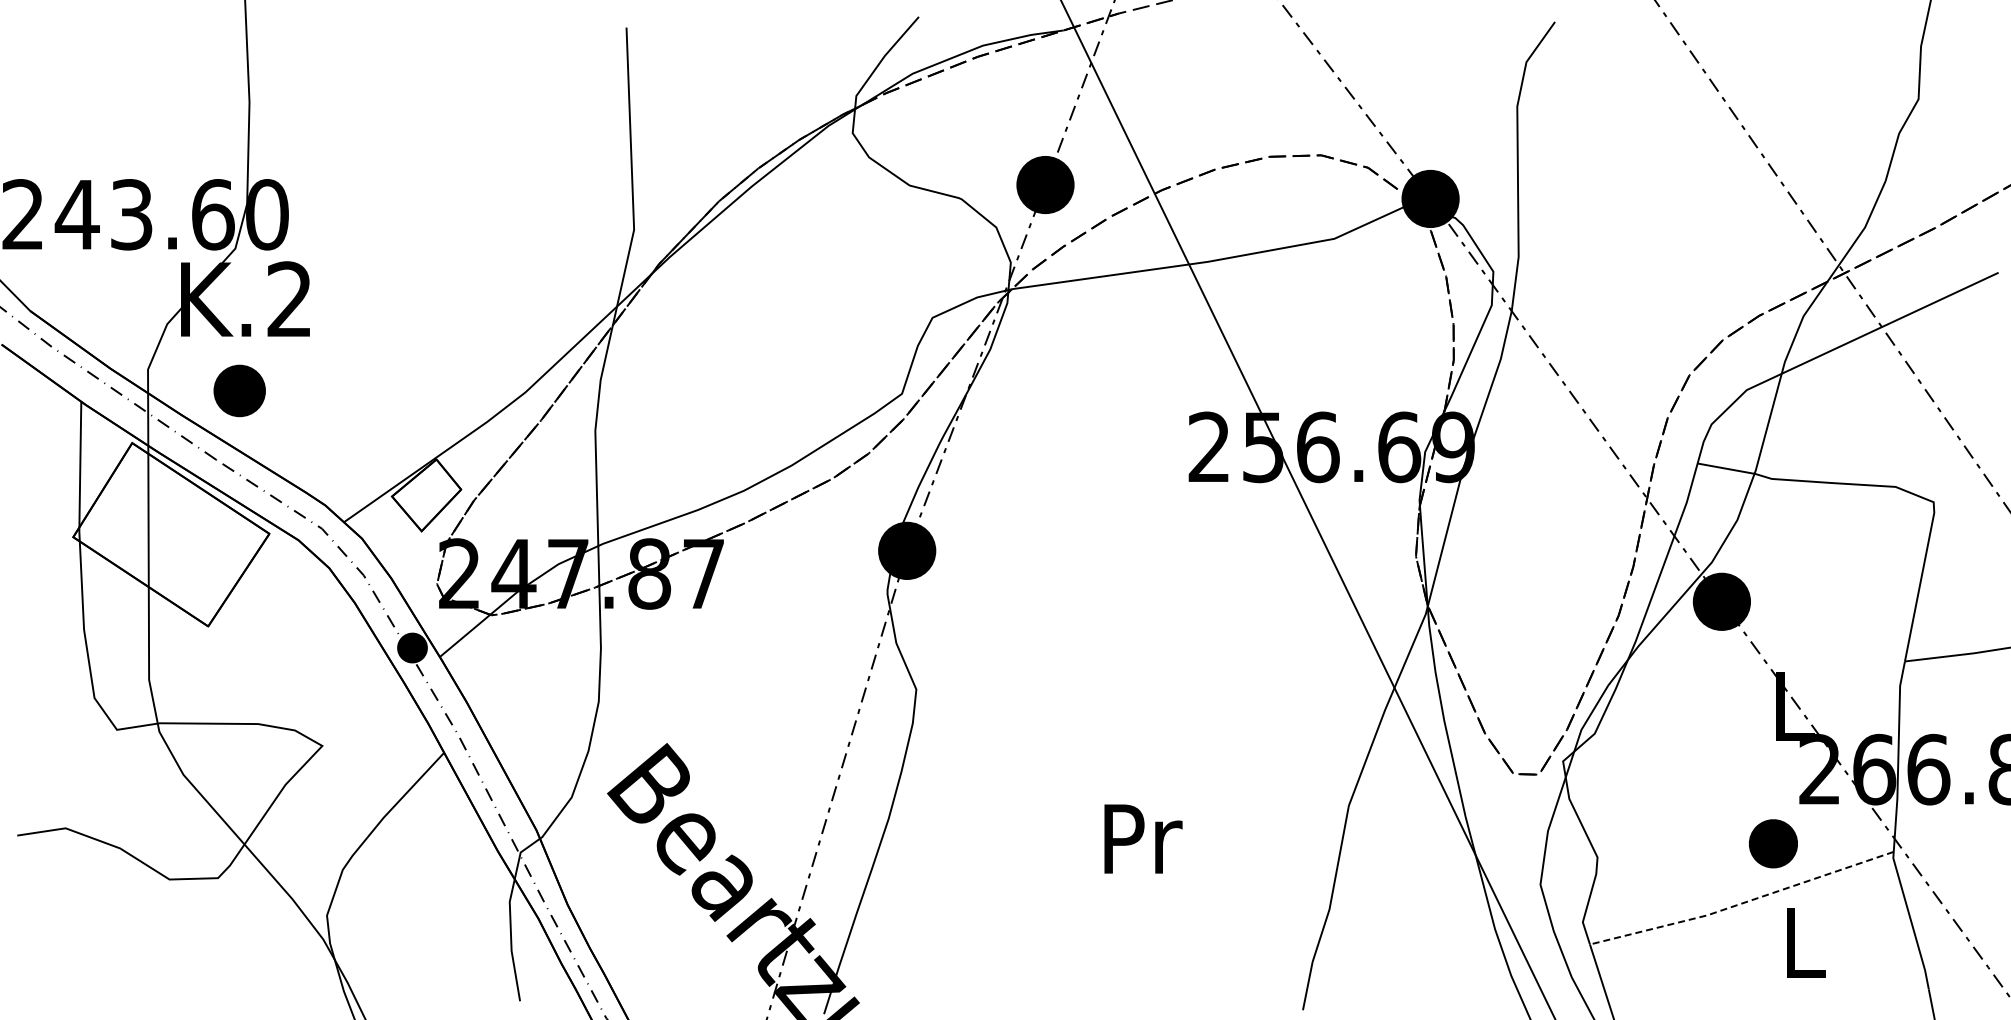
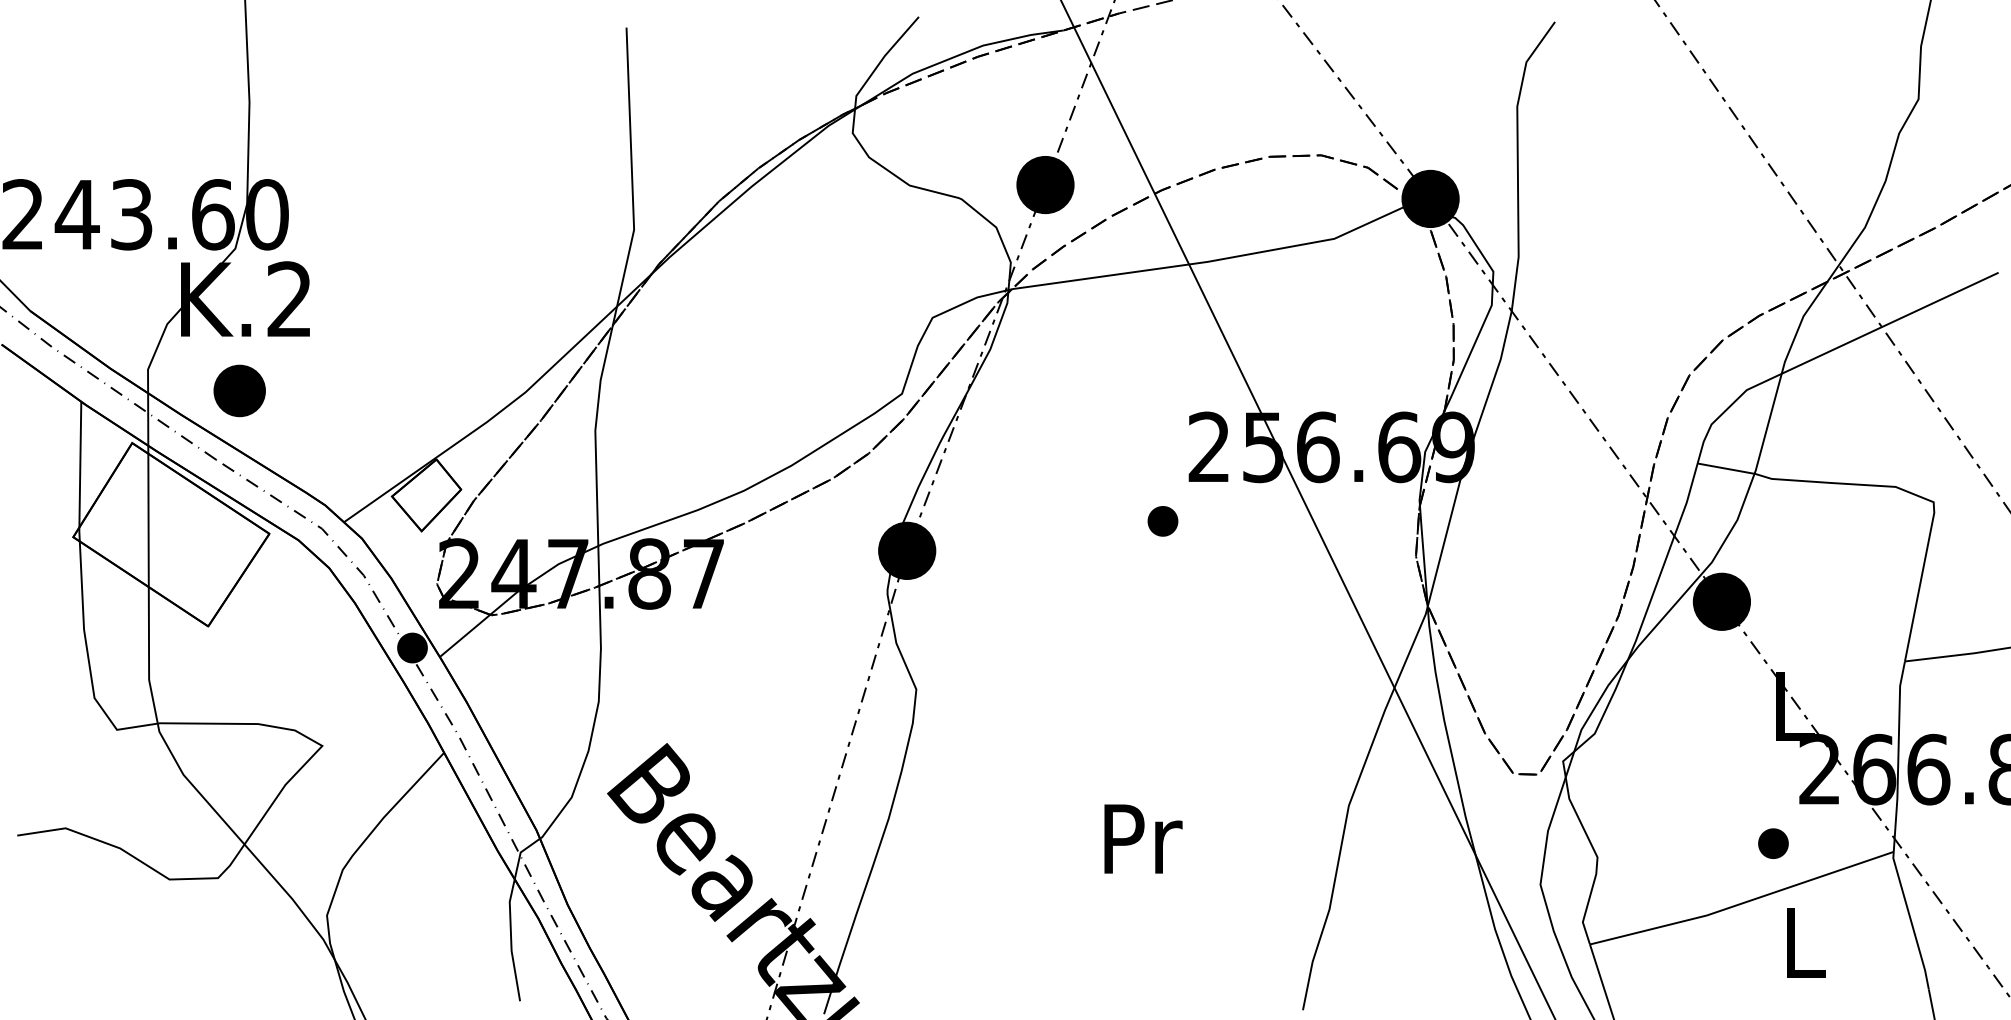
part: none -> present (1162, 521)
part size: 49x50 px -> 31x31 px (1773, 843)
line: dashed -> solid (1742, 903)
